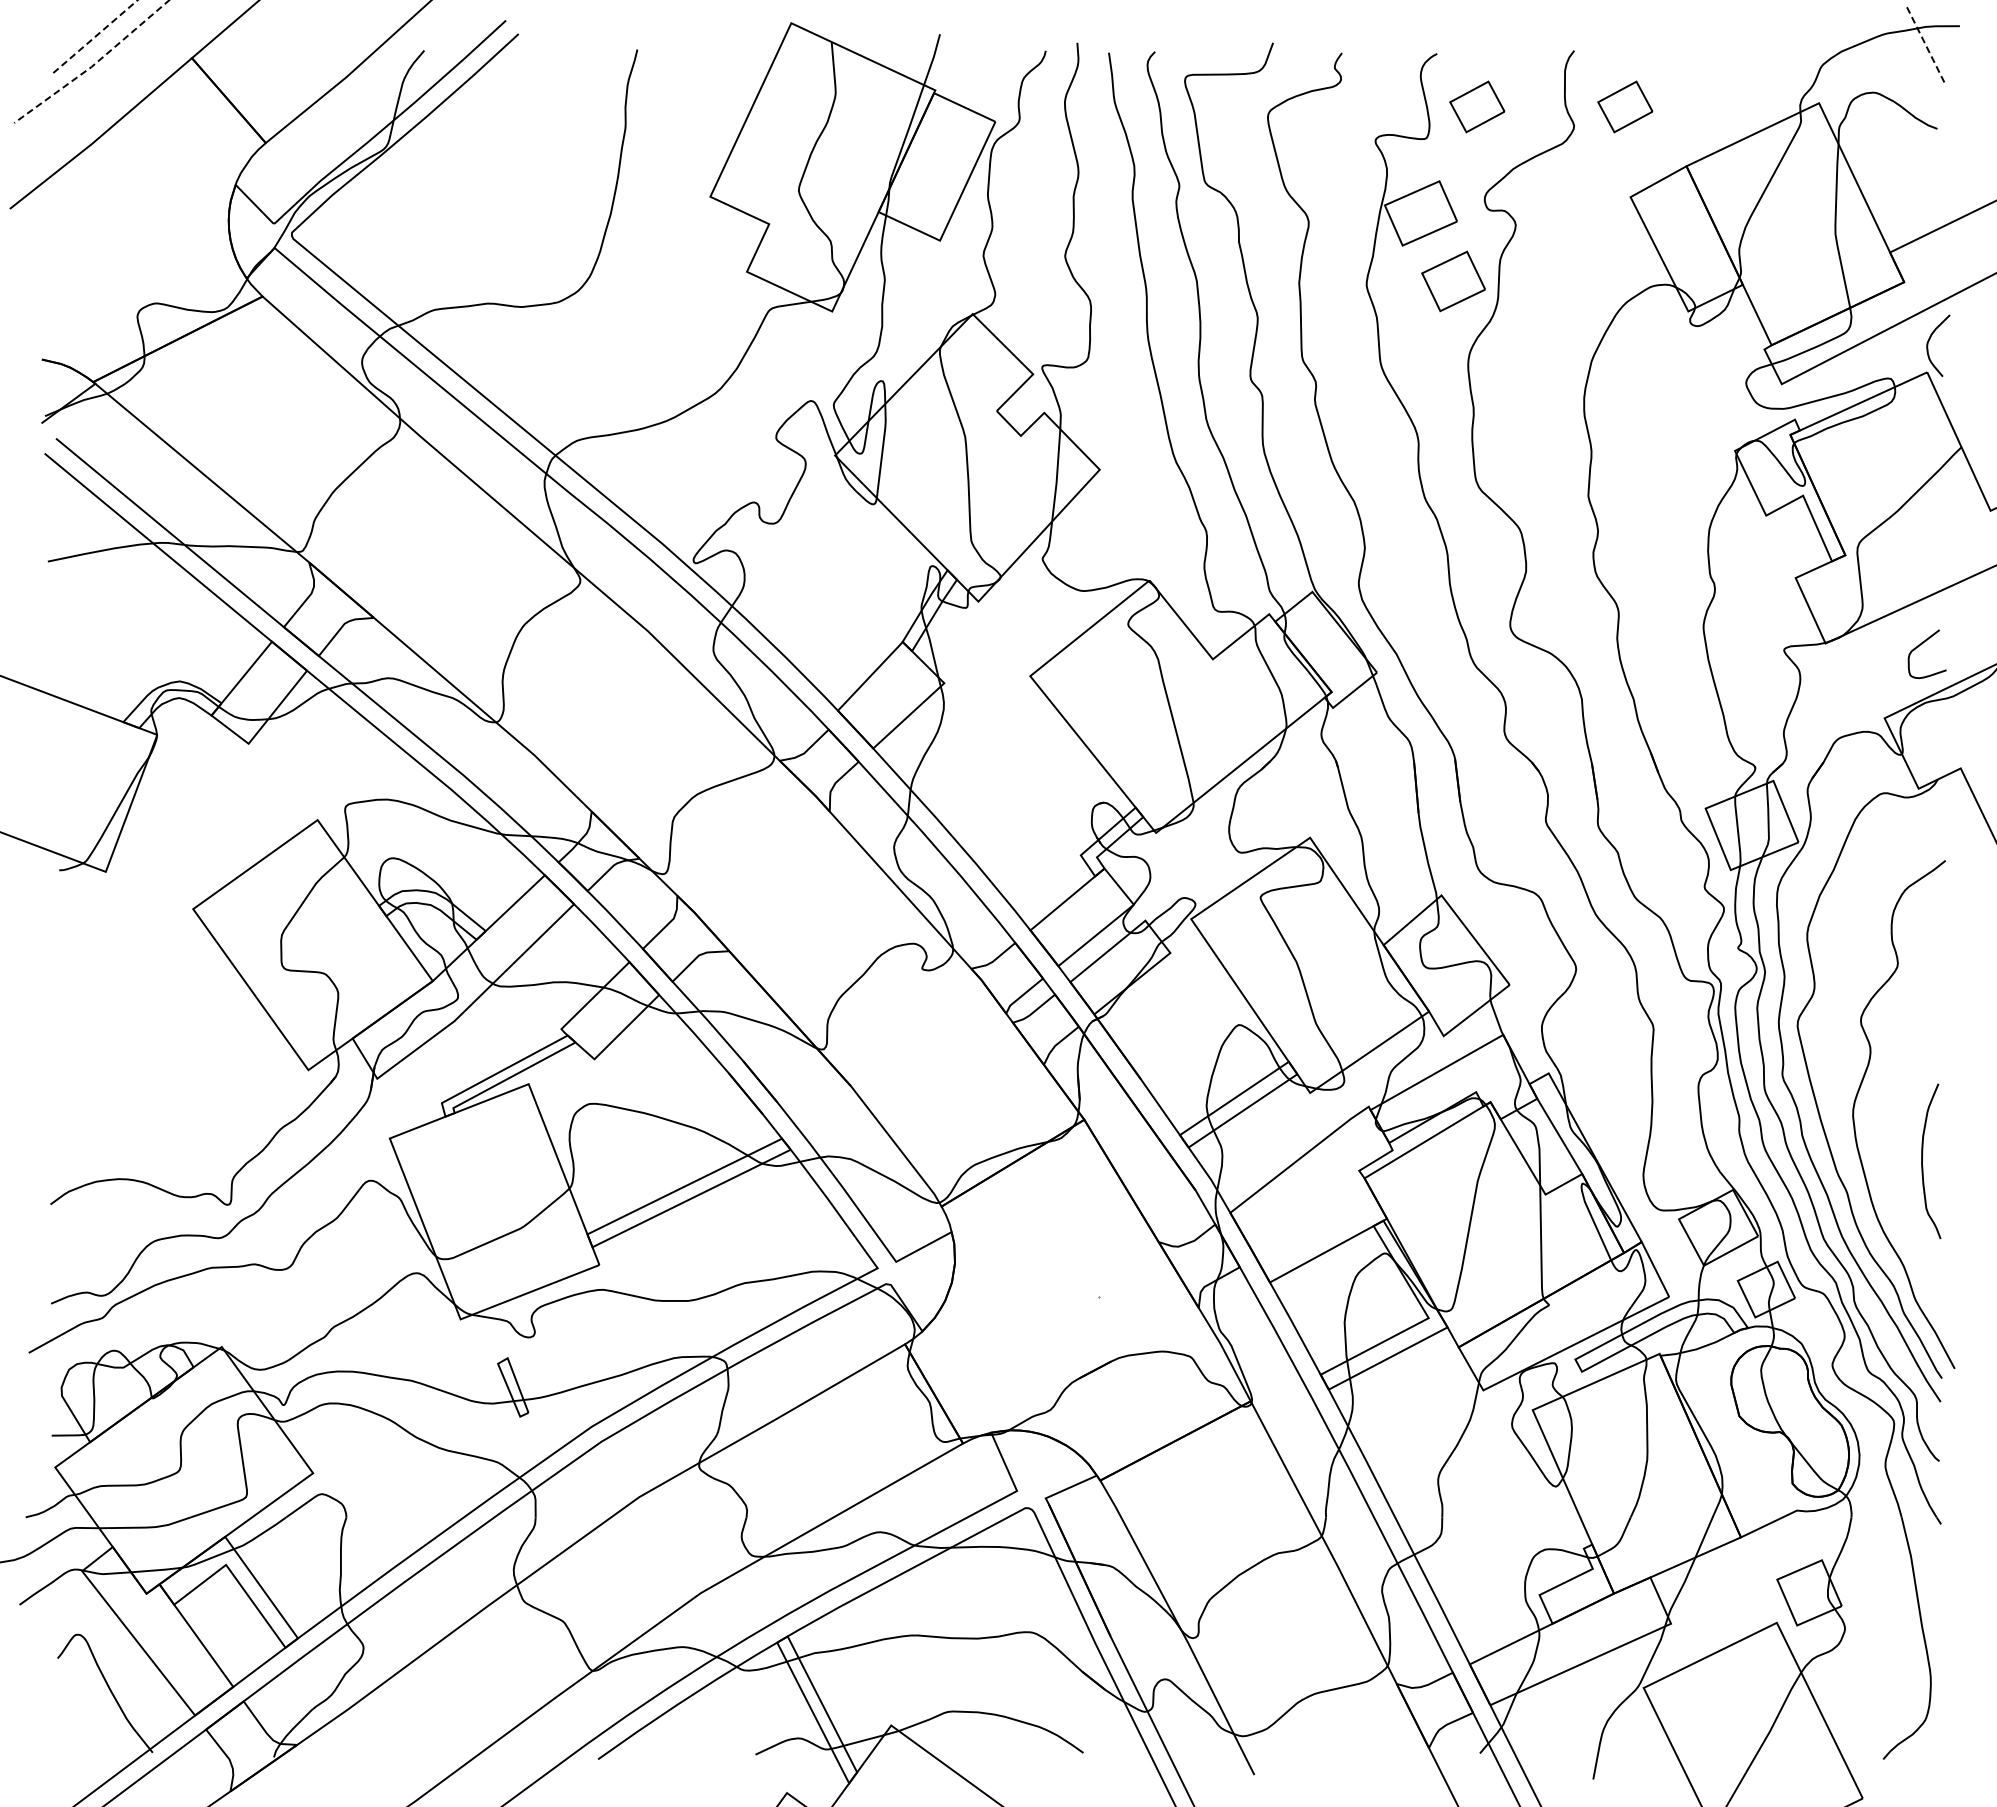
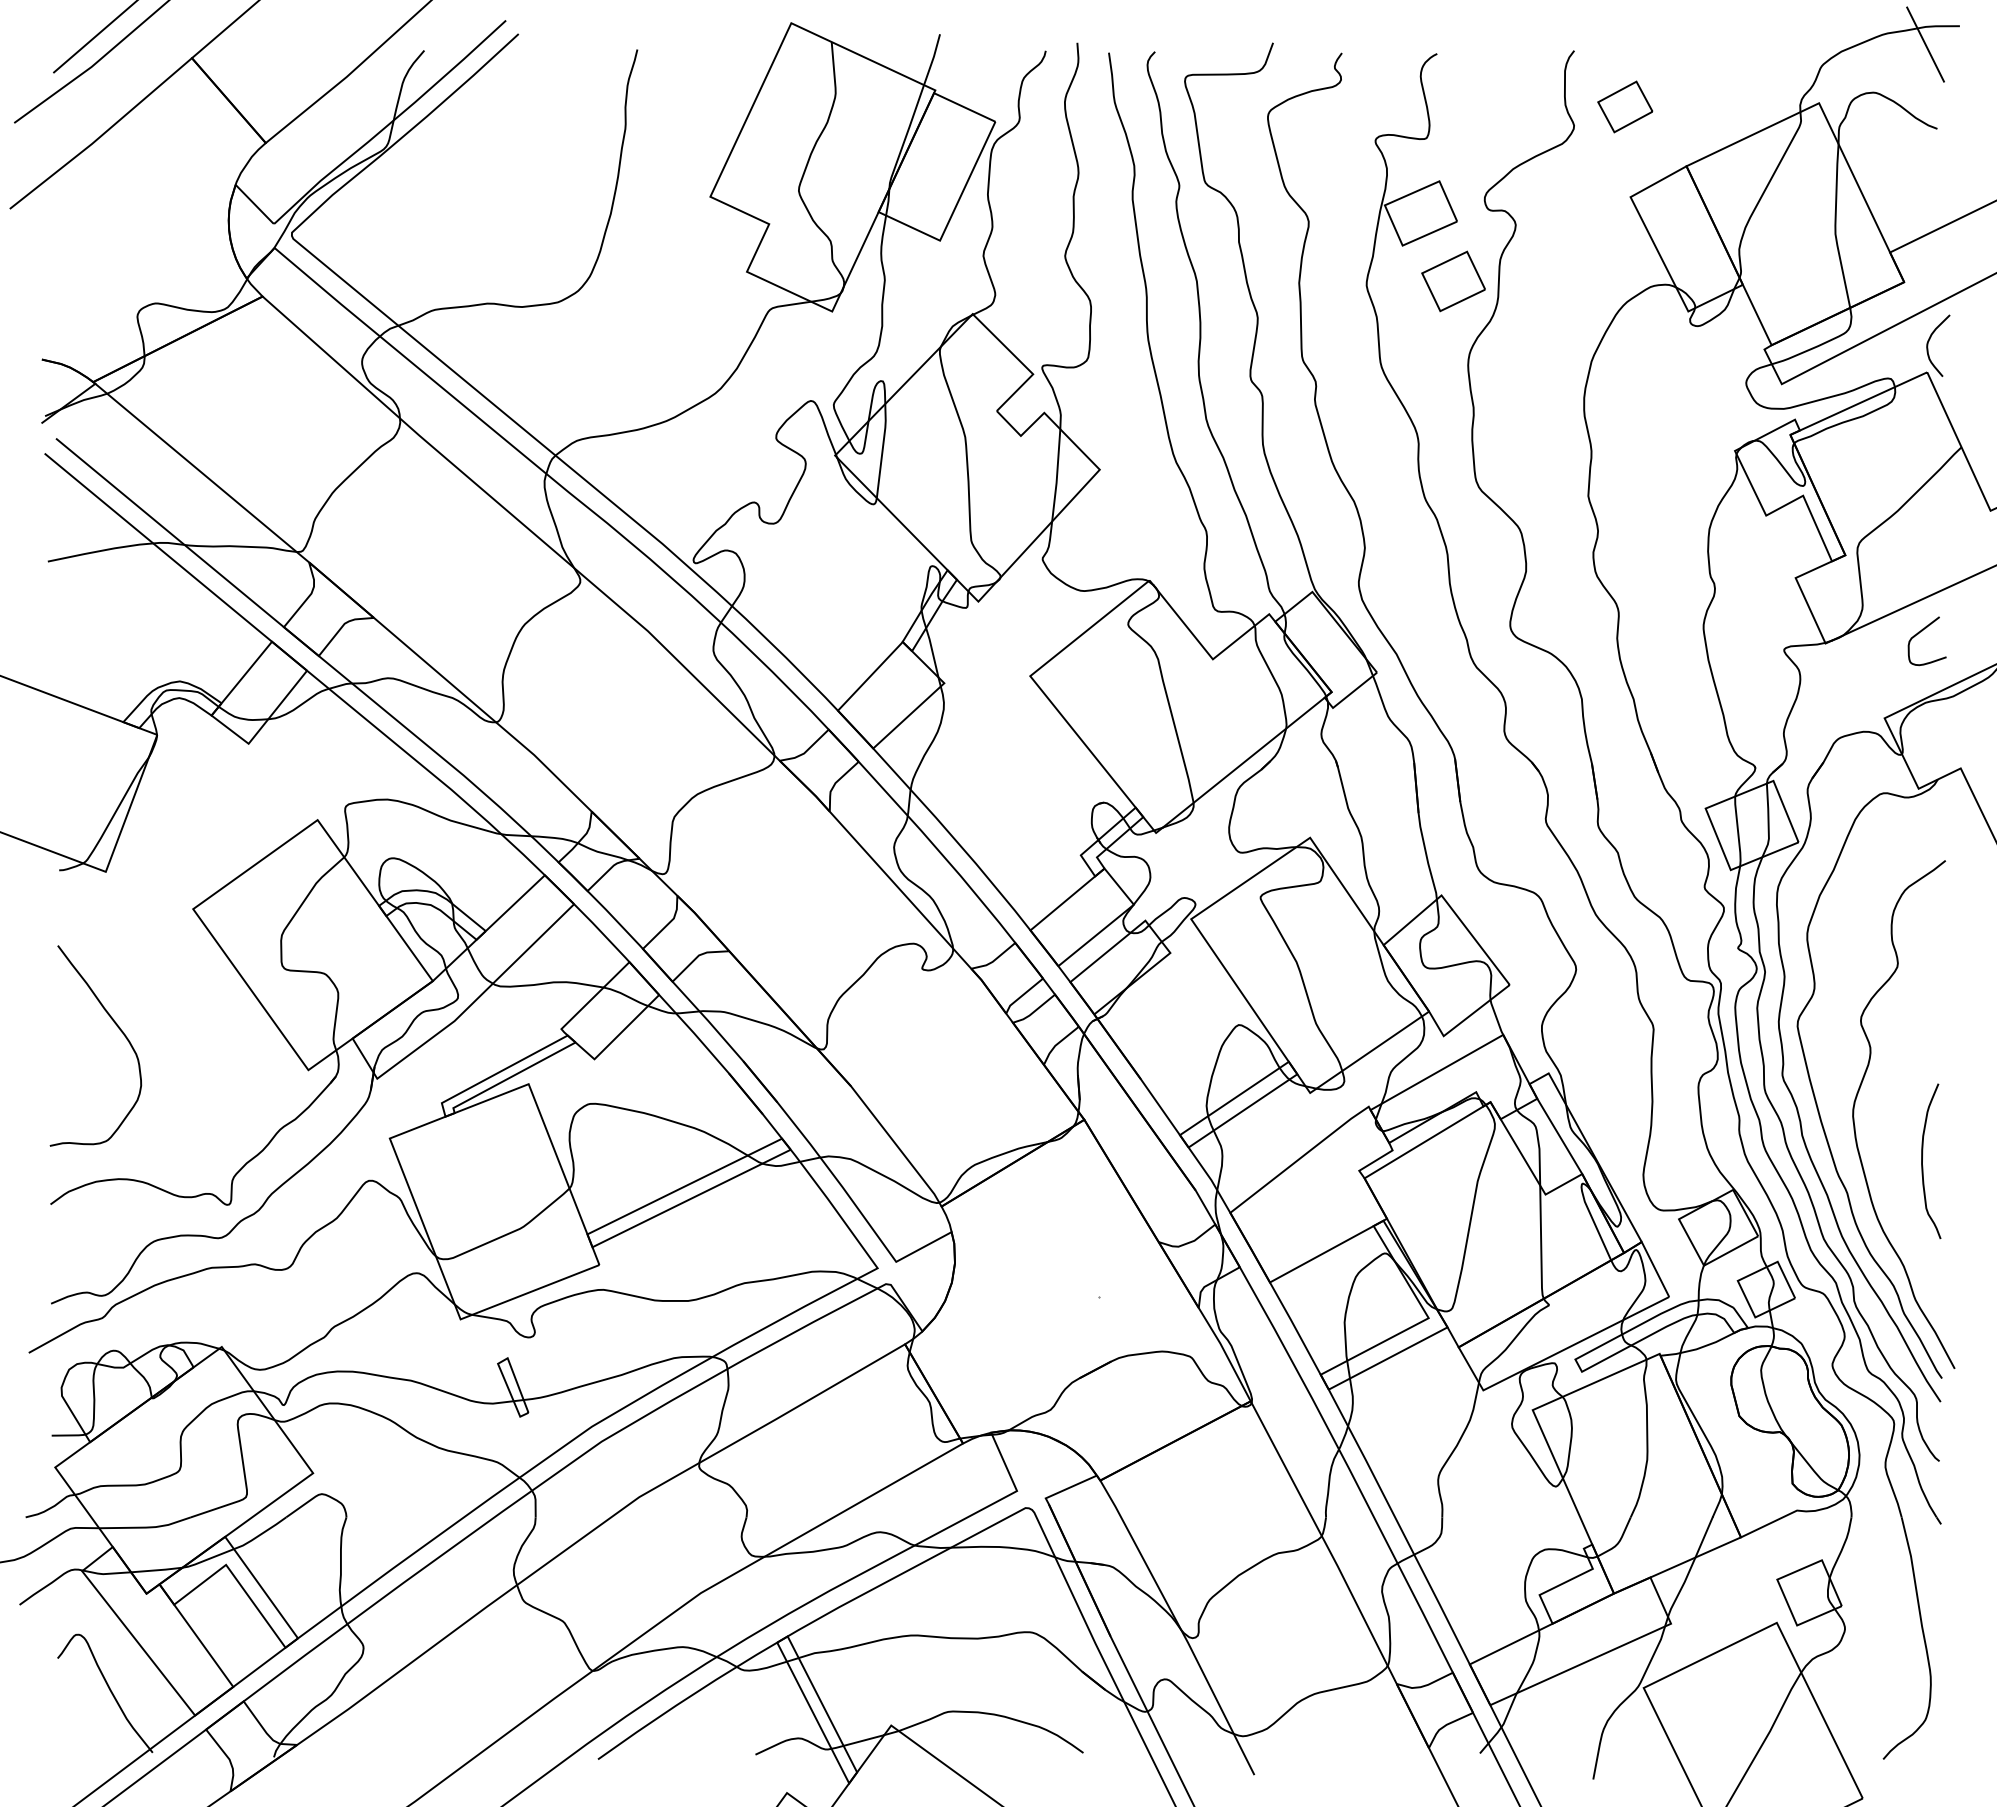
line: dashed -> solid (95, 36)
line: dashed -> solid (1925, 44)
line: dashed -> solid (93, 65)
part: present -> none (1477, 106)
curve position: (1919, 646) -> (1919, 633) (1919, 633)
curve: none -> present (117, 1027)
